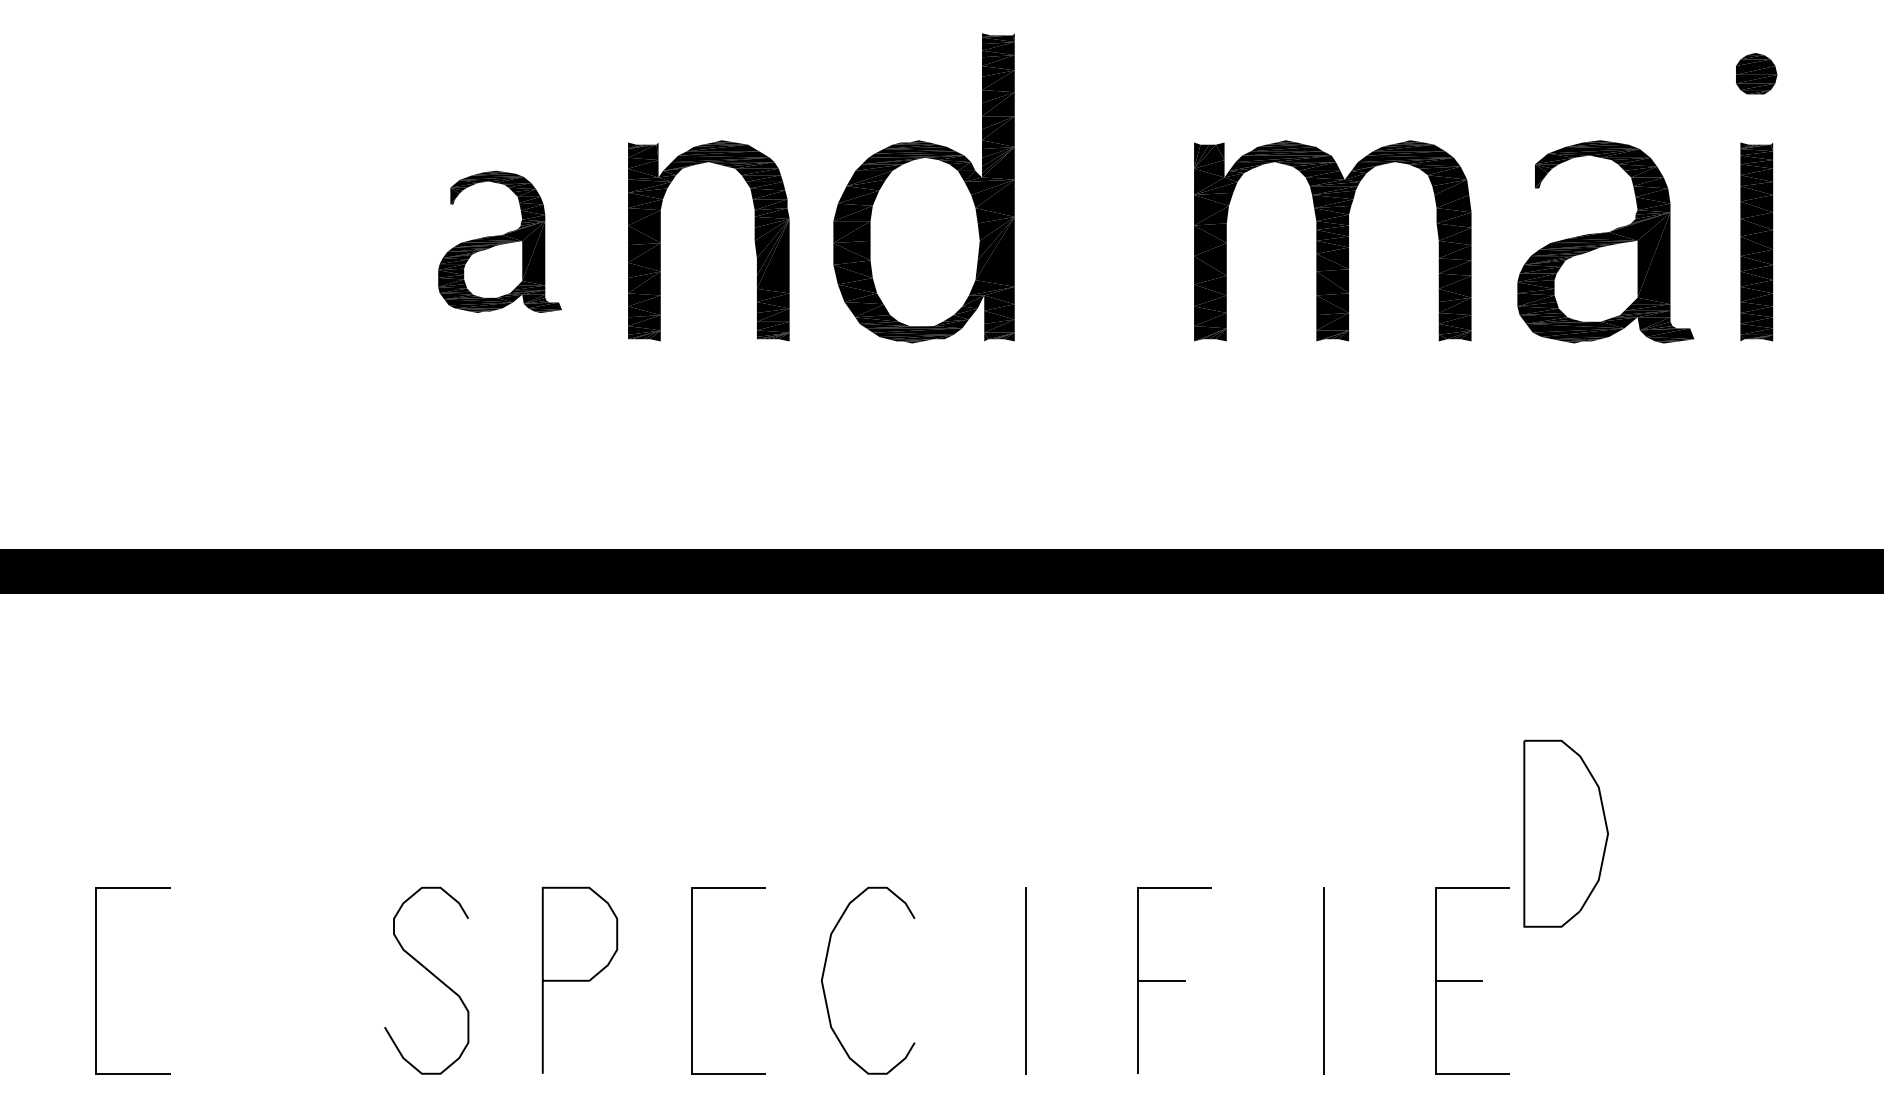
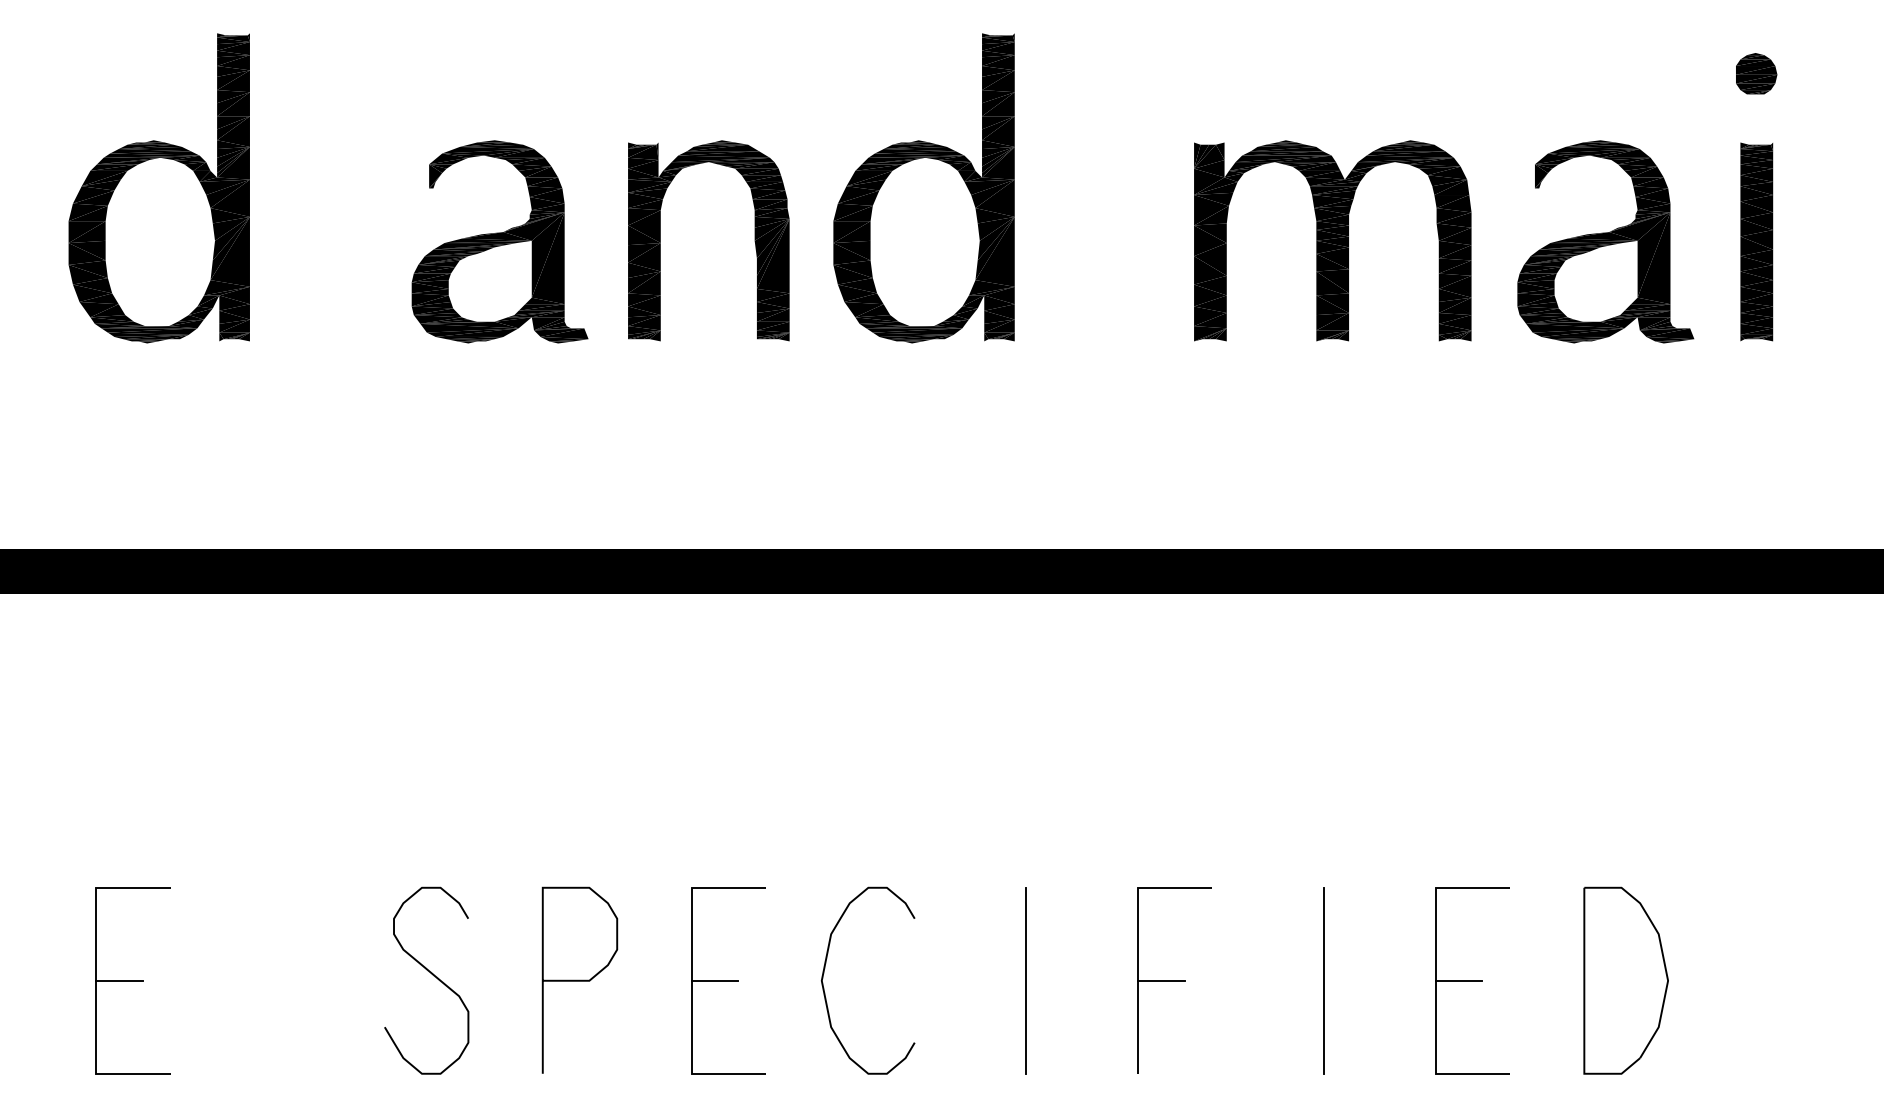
part: none -> present (158, 188)
part size: 124x143 px -> 178x204 px (499, 241)
part position: (1565, 833) -> (1625, 980) (1625, 980)
line: none -> present (119, 980)
line: none -> present (714, 980)
